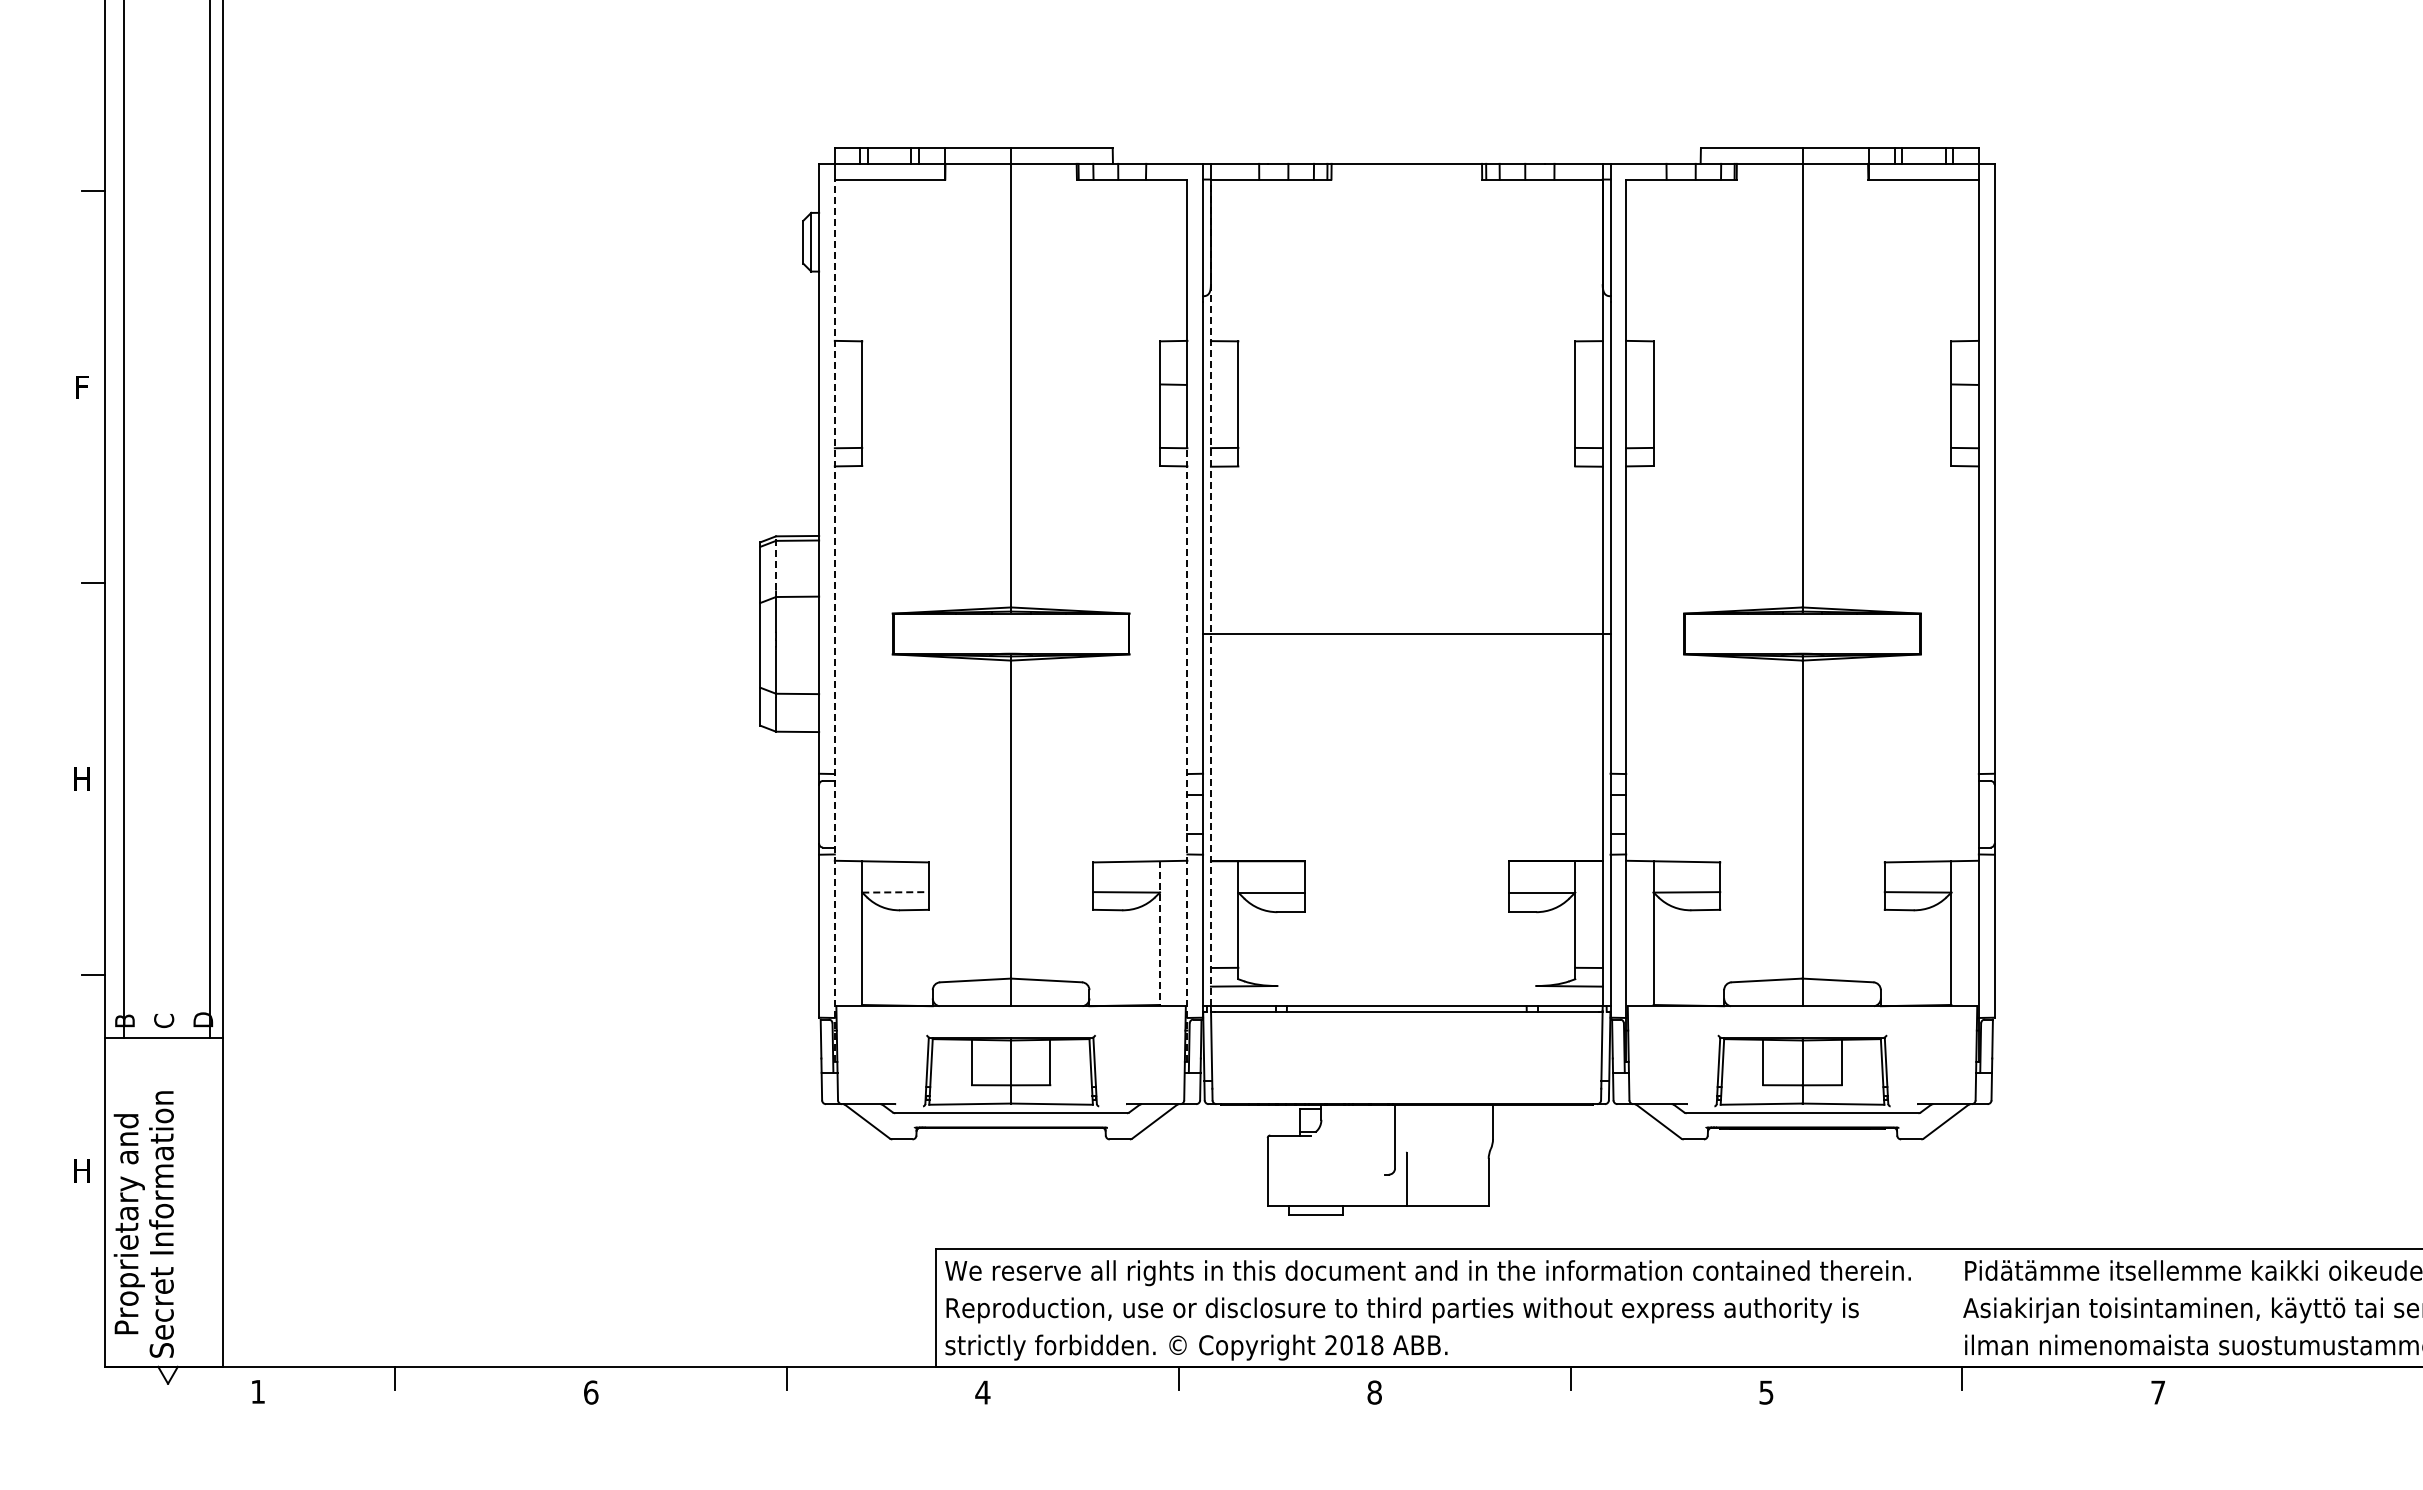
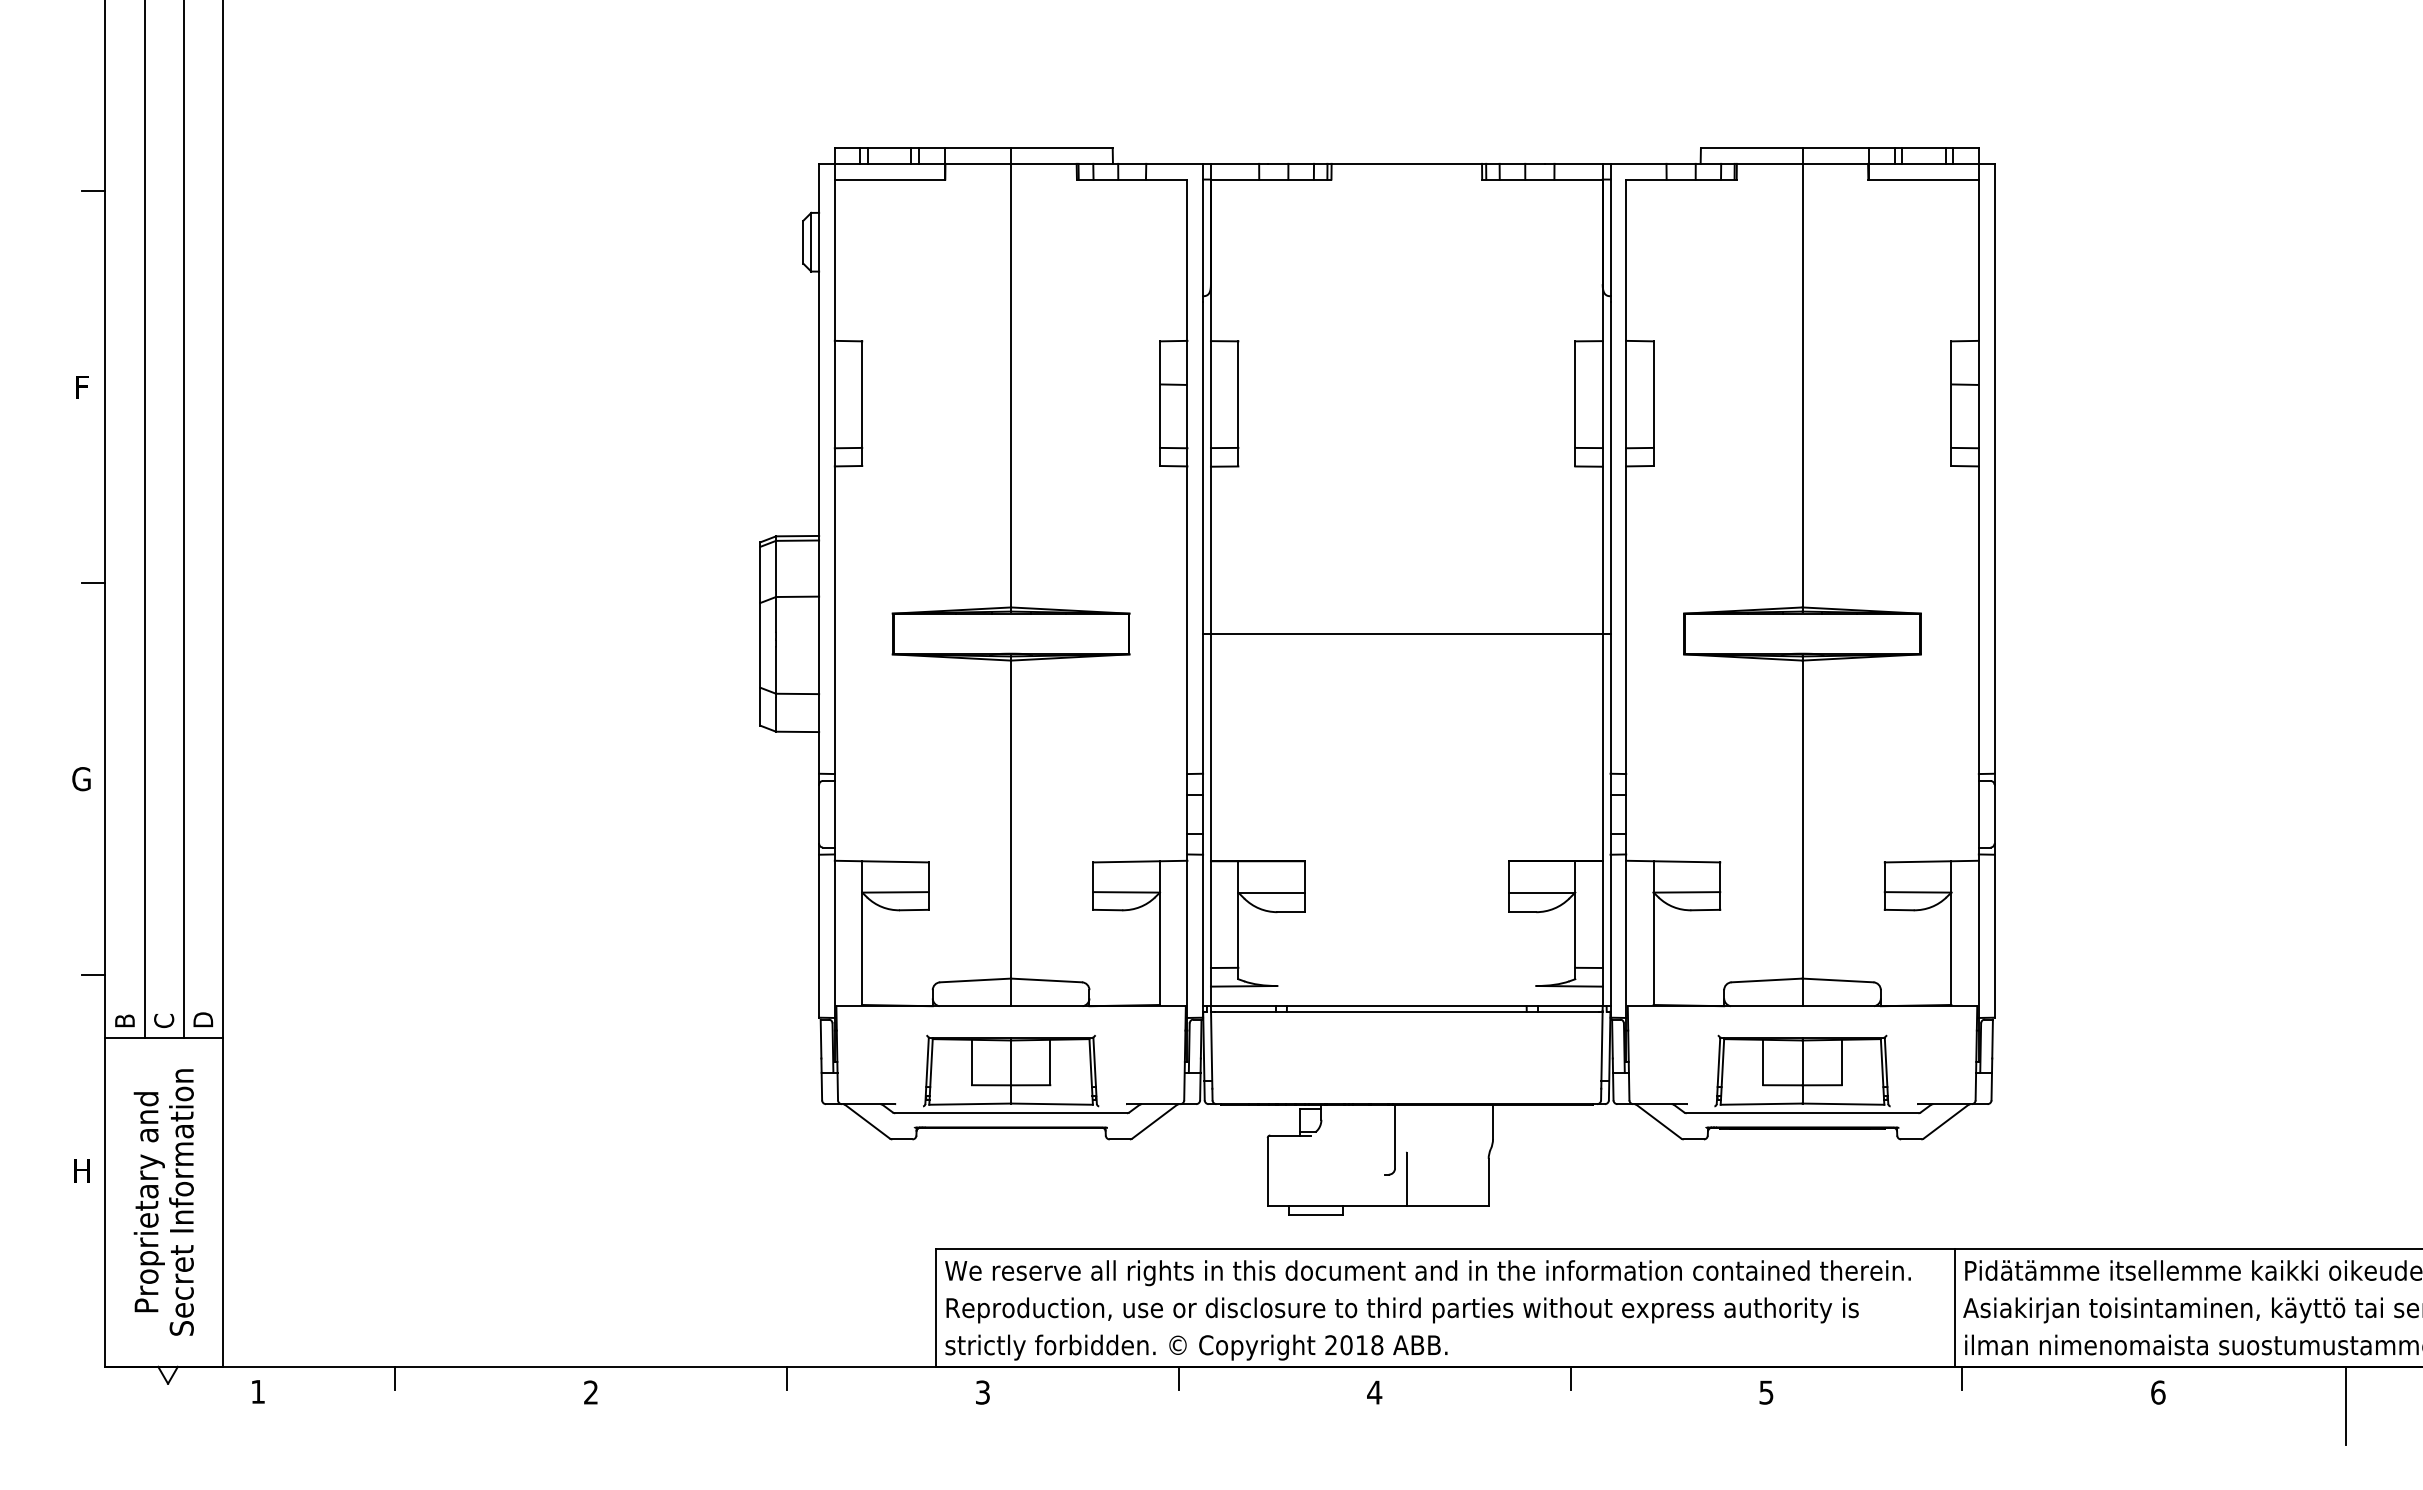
line position: (123, 519) -> (144, 519) (144, 519)
line position: (209, 519) -> (183, 519) (183, 519)
line: dashed -> solid (776, 562)
line: dashed -> solid (1210, 592)
line: dashed -> solid (834, 620)
line: dashed -> solid (1187, 755)
text: H -> G (81, 779)
line: dashed -> solid (896, 892)
line: dashed -> solid (1159, 933)
text position: (143, 1224) -> (163, 1202) (163, 1202)
line: none -> present (1954, 1307)
text: 6 -> 2 (591, 1392)
text: 4 -> 3 (982, 1392)
text: 8 -> 4 (1374, 1392)
text: 7 -> 6 (2158, 1392)
line: none -> present (2346, 1405)
